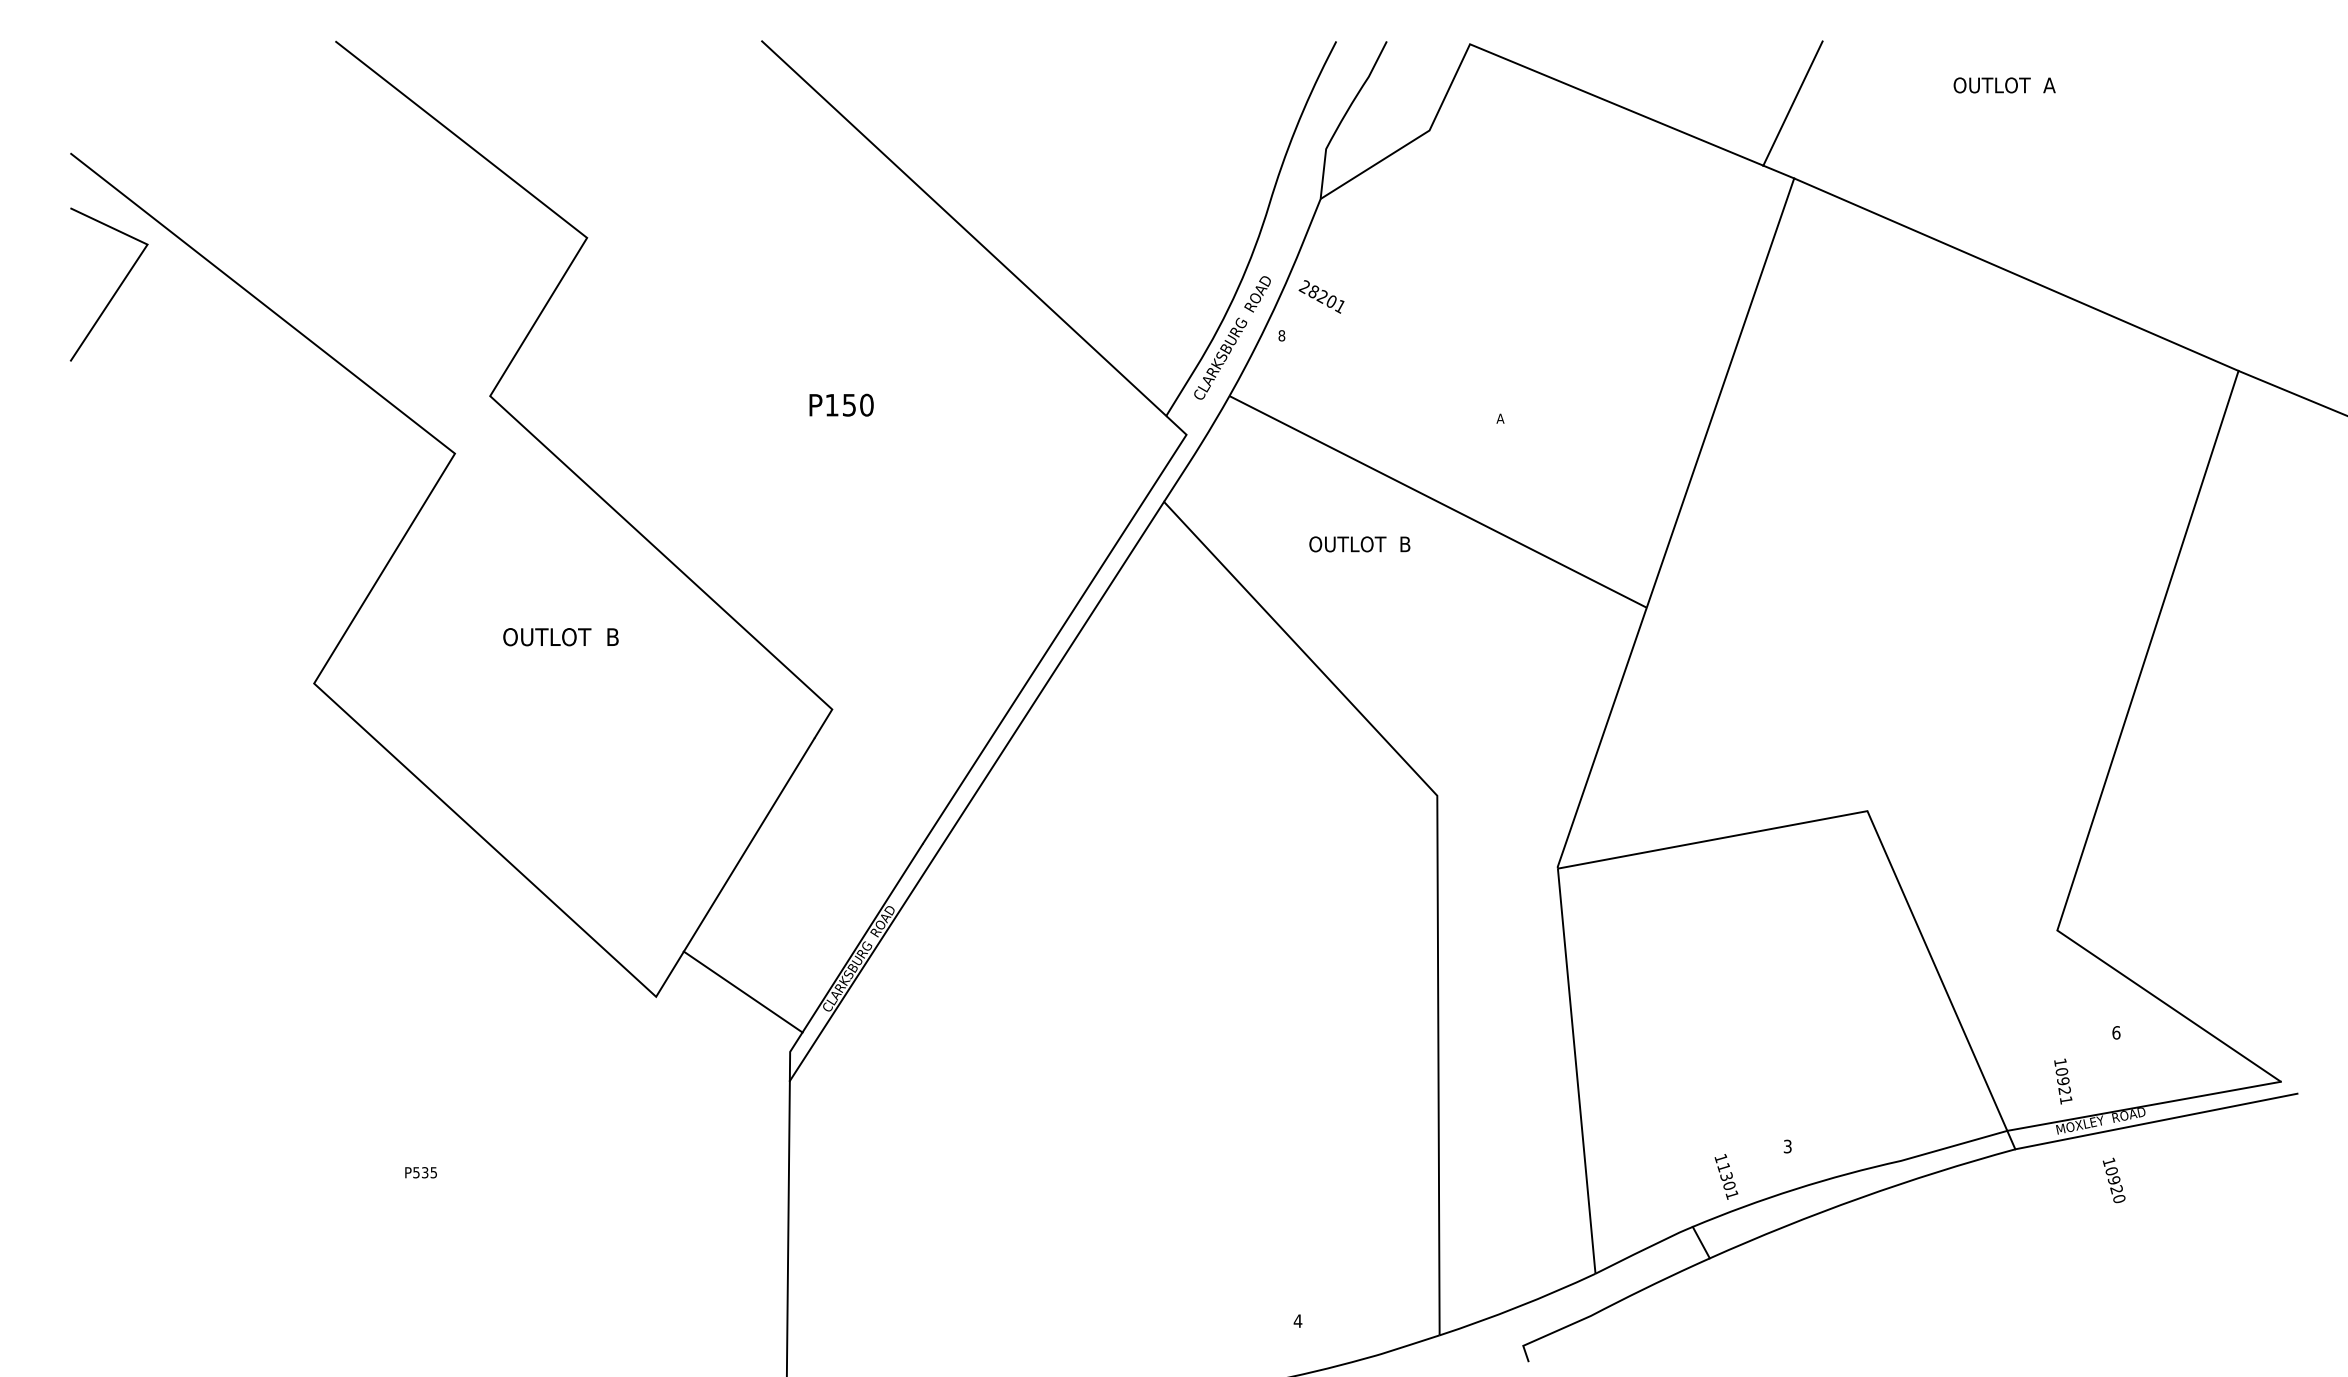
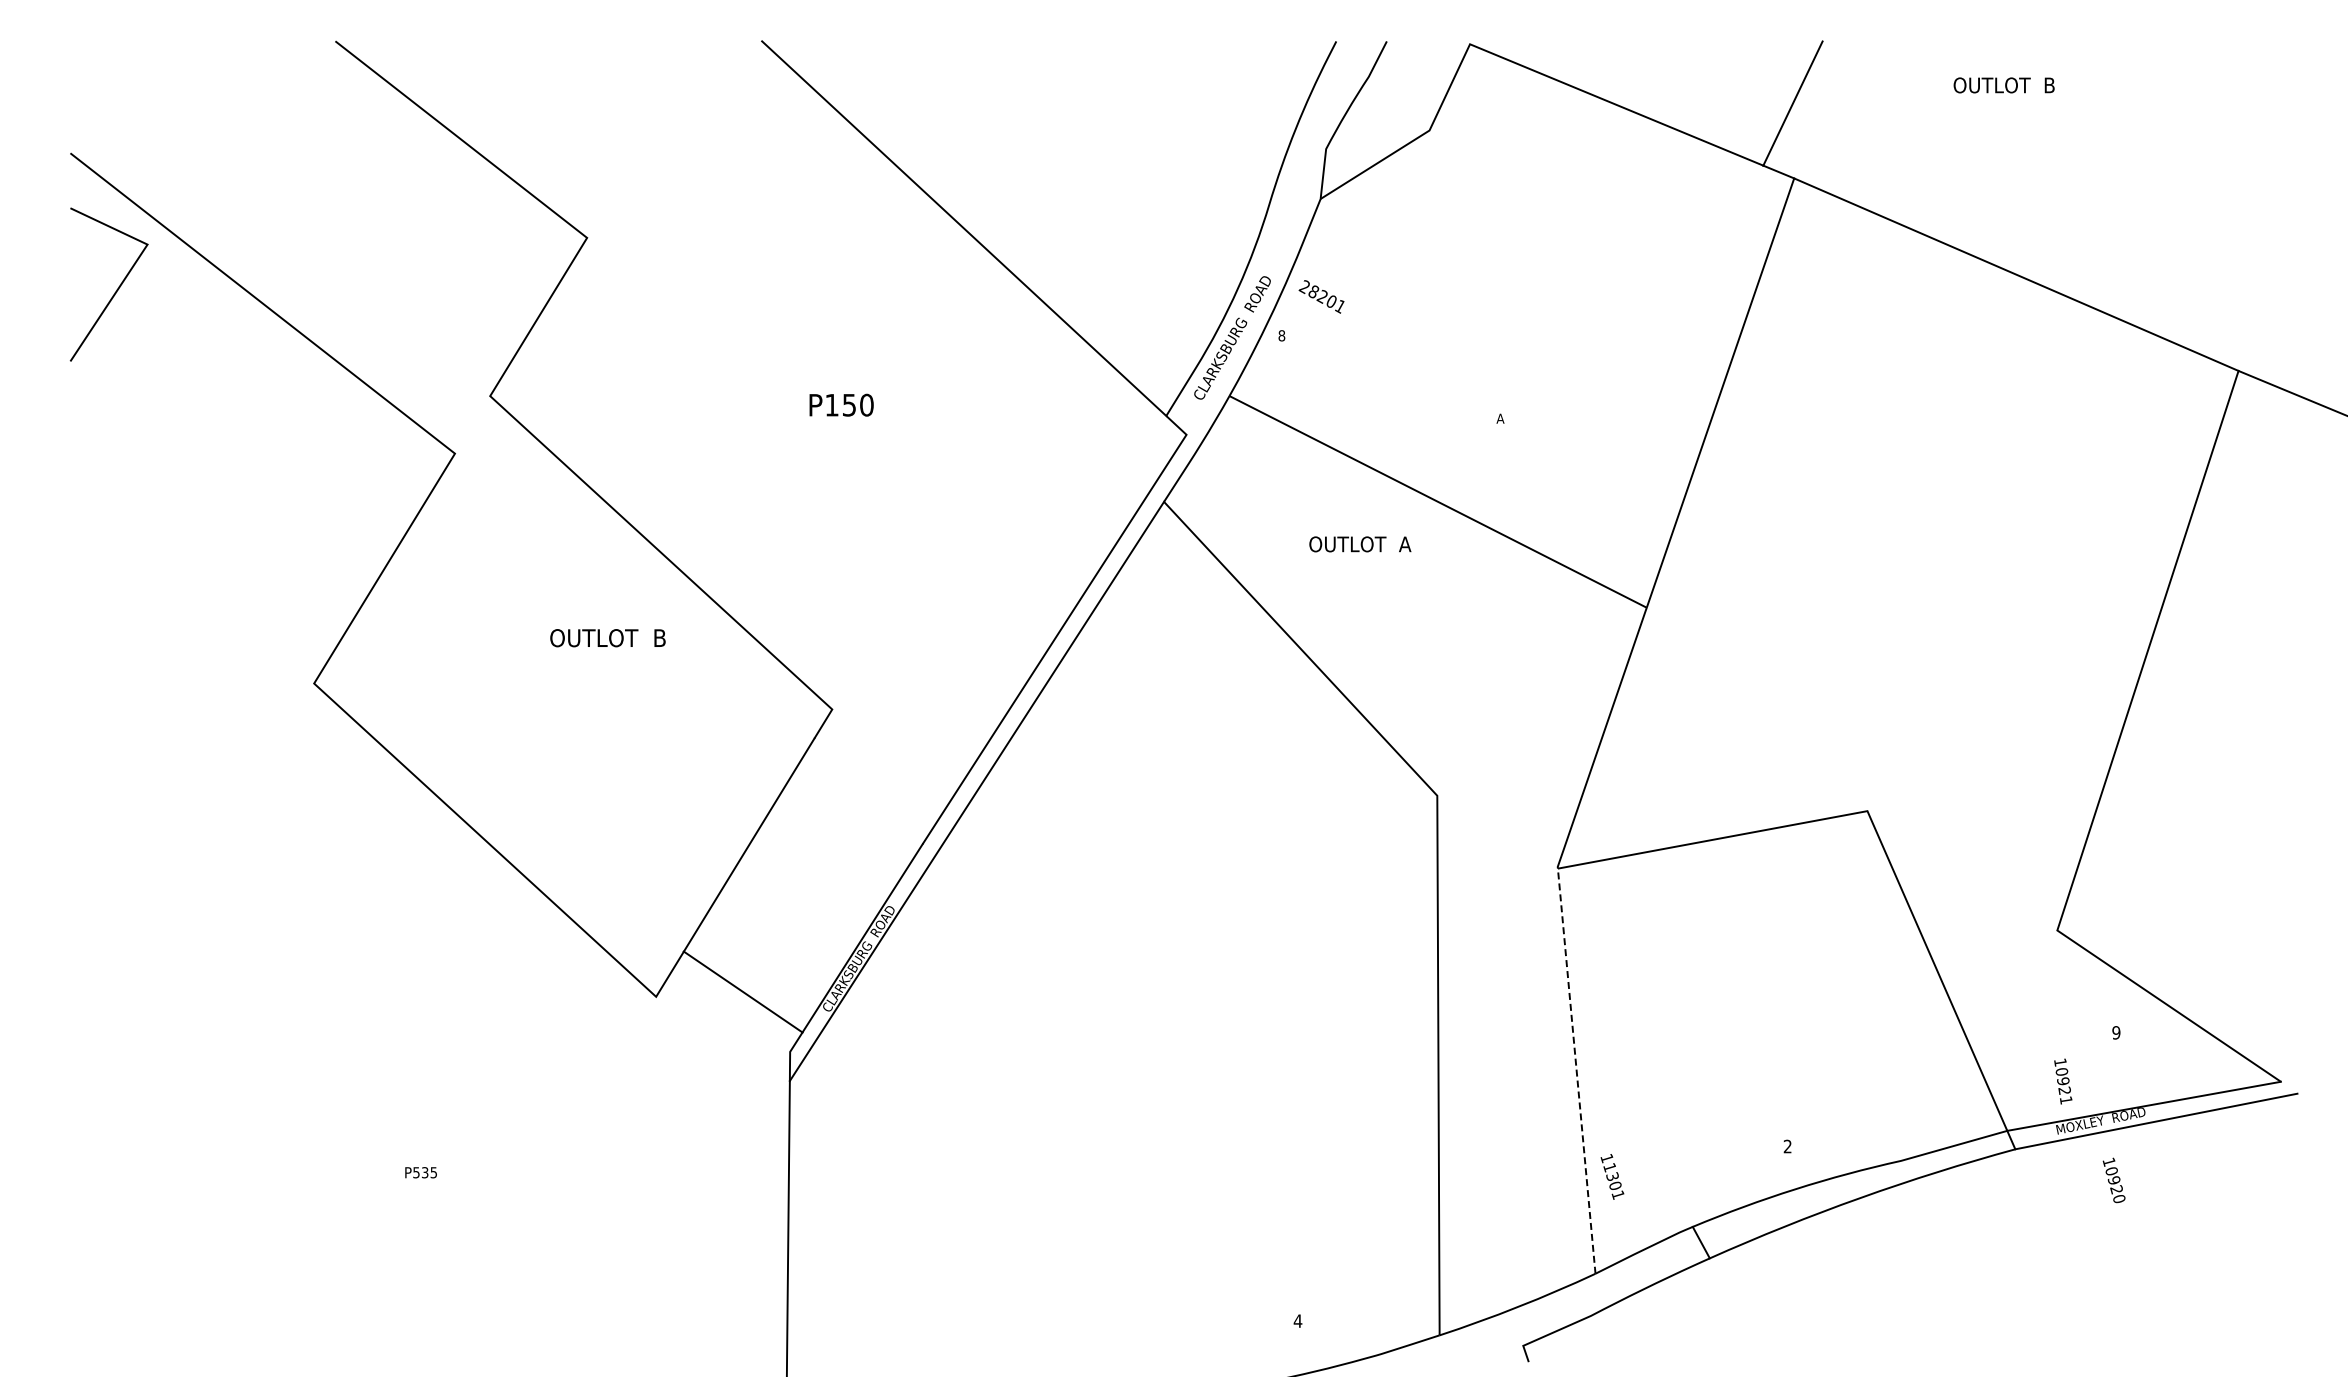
text: OUTLOT  A -> OUTLOT  B (2049, 85)
text: OUTLOT  B -> OUTLOT  A (1405, 544)
text position: (560, 637) -> (607, 638) (607, 638)
text: 6 -> 9 (2116, 1032)
line: solid -> dashed (1576, 1072)
text: 3 -> 2 (1787, 1146)
text position: (1726, 1176) -> (1612, 1176) (1612, 1176)
